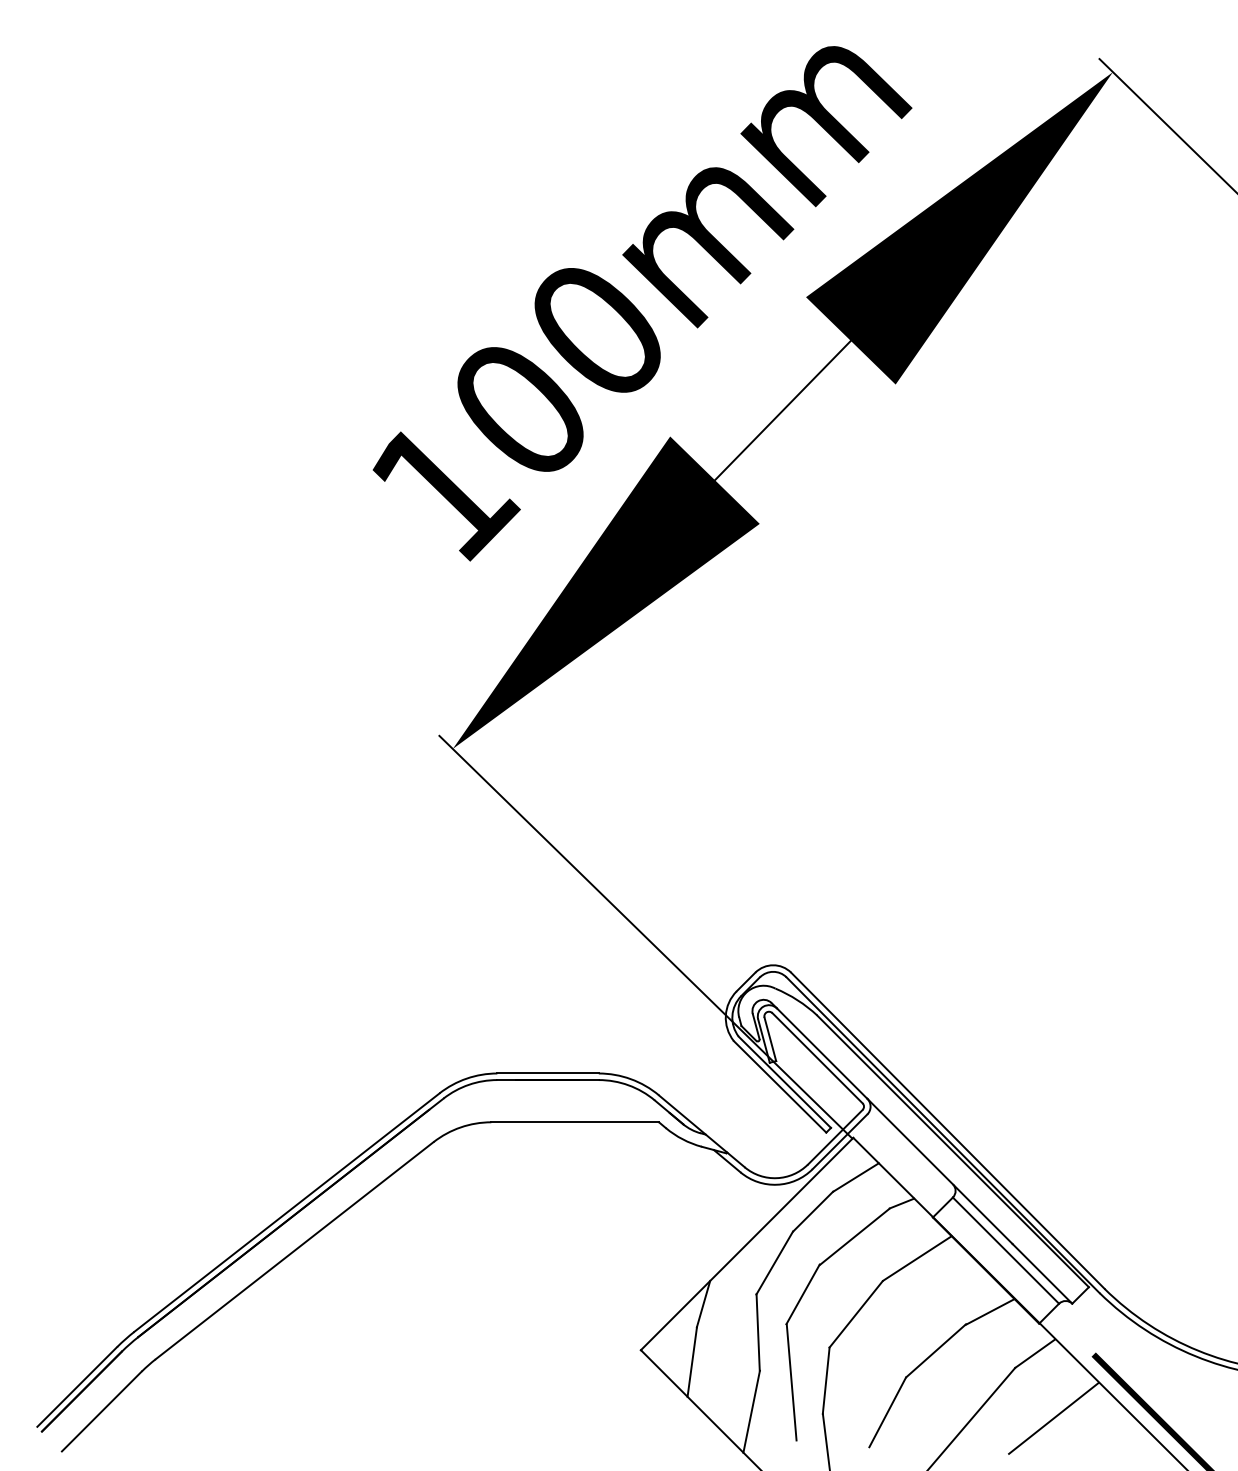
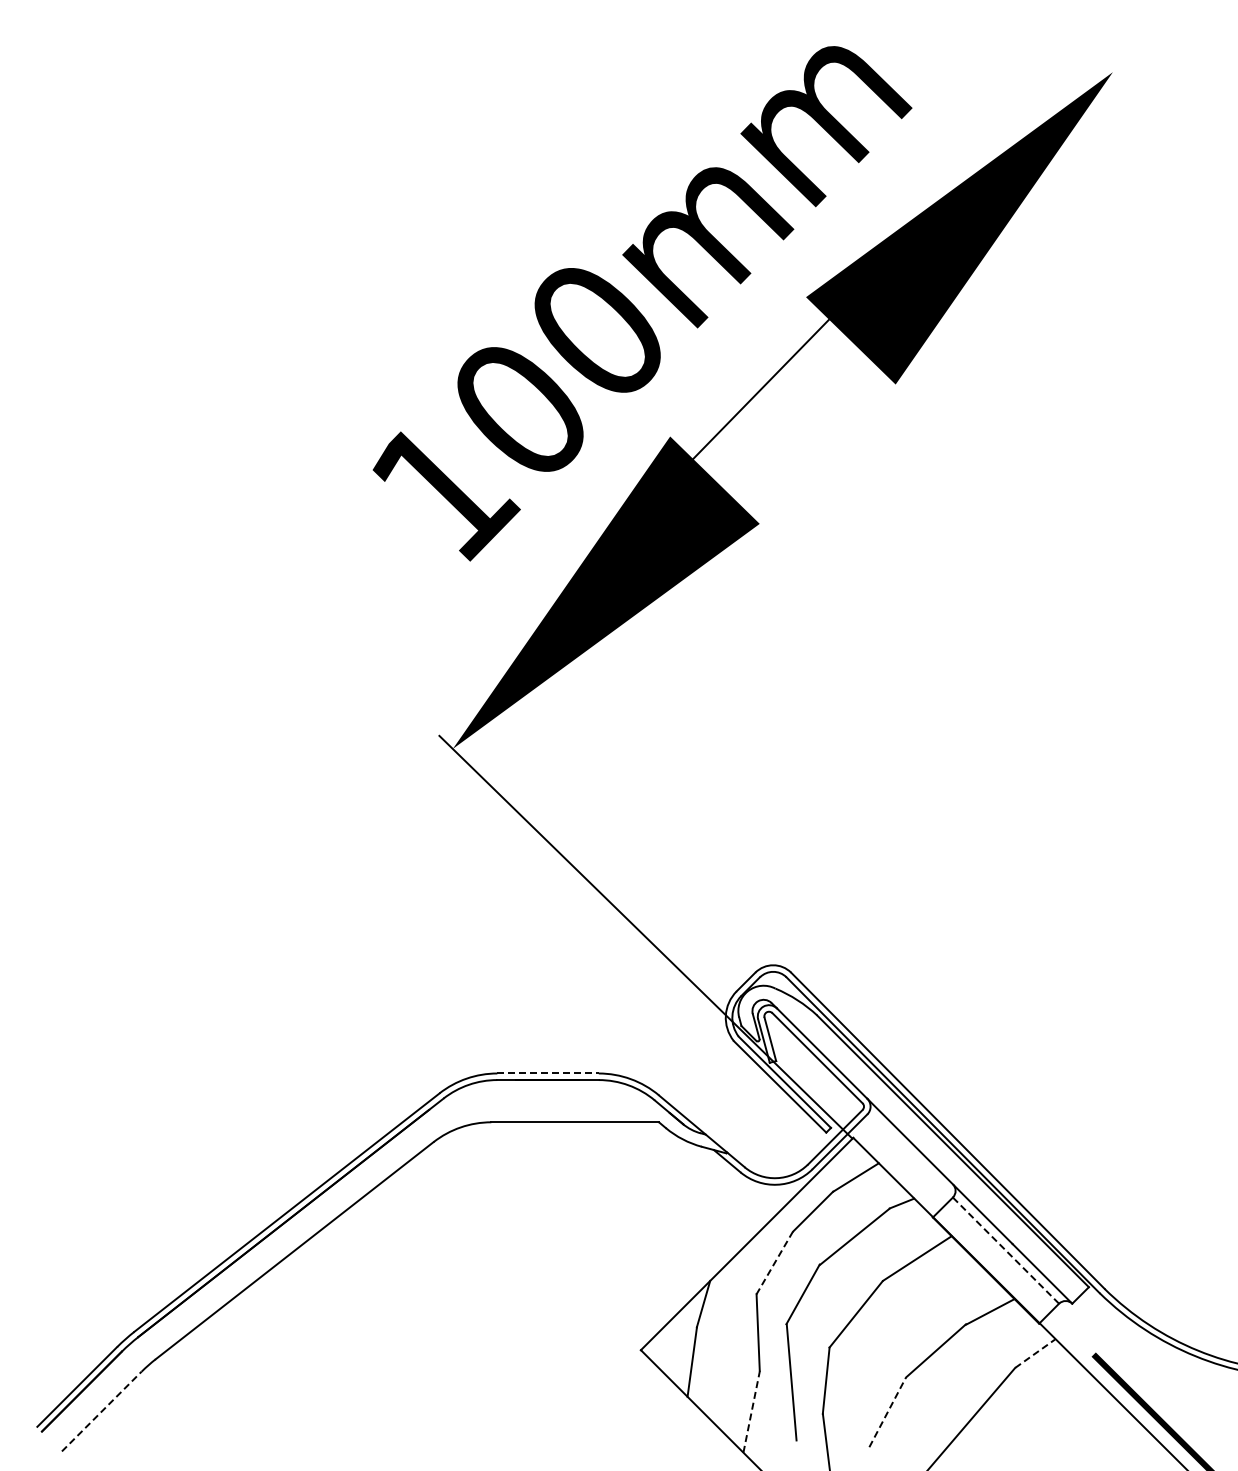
line: present -> none (1166, 124)
line position: (782, 410) -> (760, 389) (760, 389)
line: solid -> dashed (548, 1073)
line: solid -> dashed (1005, 1250)
line: solid -> dashed (774, 1262)
line: solid -> dashed (1035, 1353)
line: solid -> dashed (102, 1411)
line: solid -> dashed (751, 1411)
line: solid -> dashed (887, 1411)
line: present -> none (1053, 1418)
